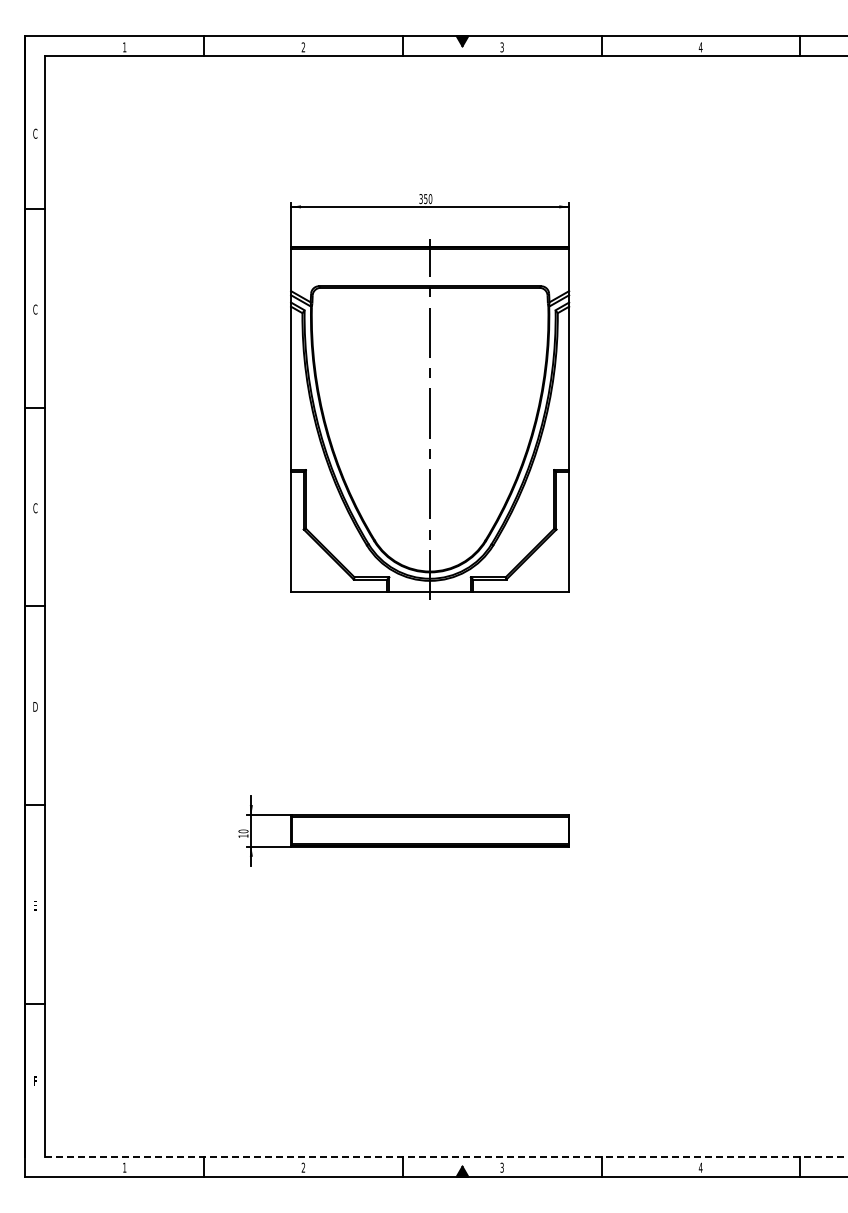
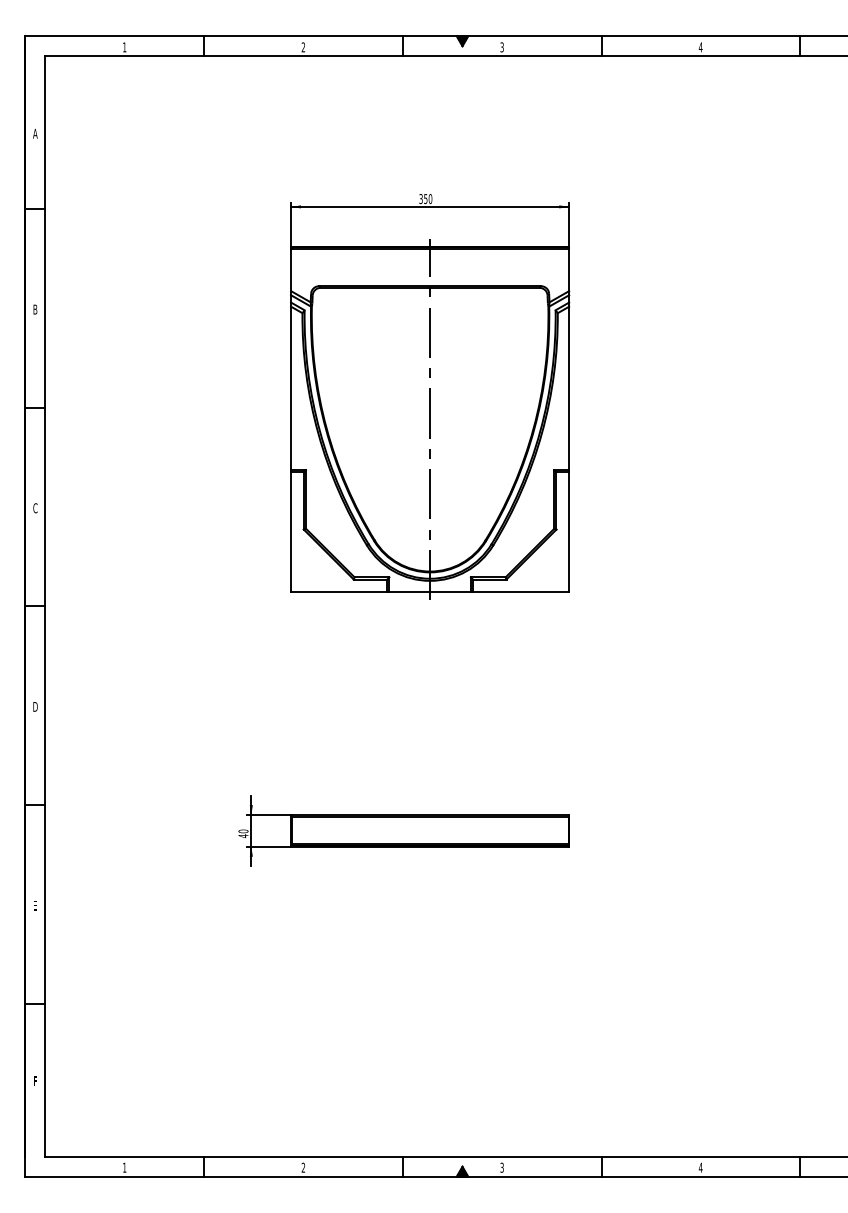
text: C -> A (35, 133)
text: C -> B (35, 309)
text: 10 -> 40 (243, 836)
line: dashed -> solid (446, 1156)
